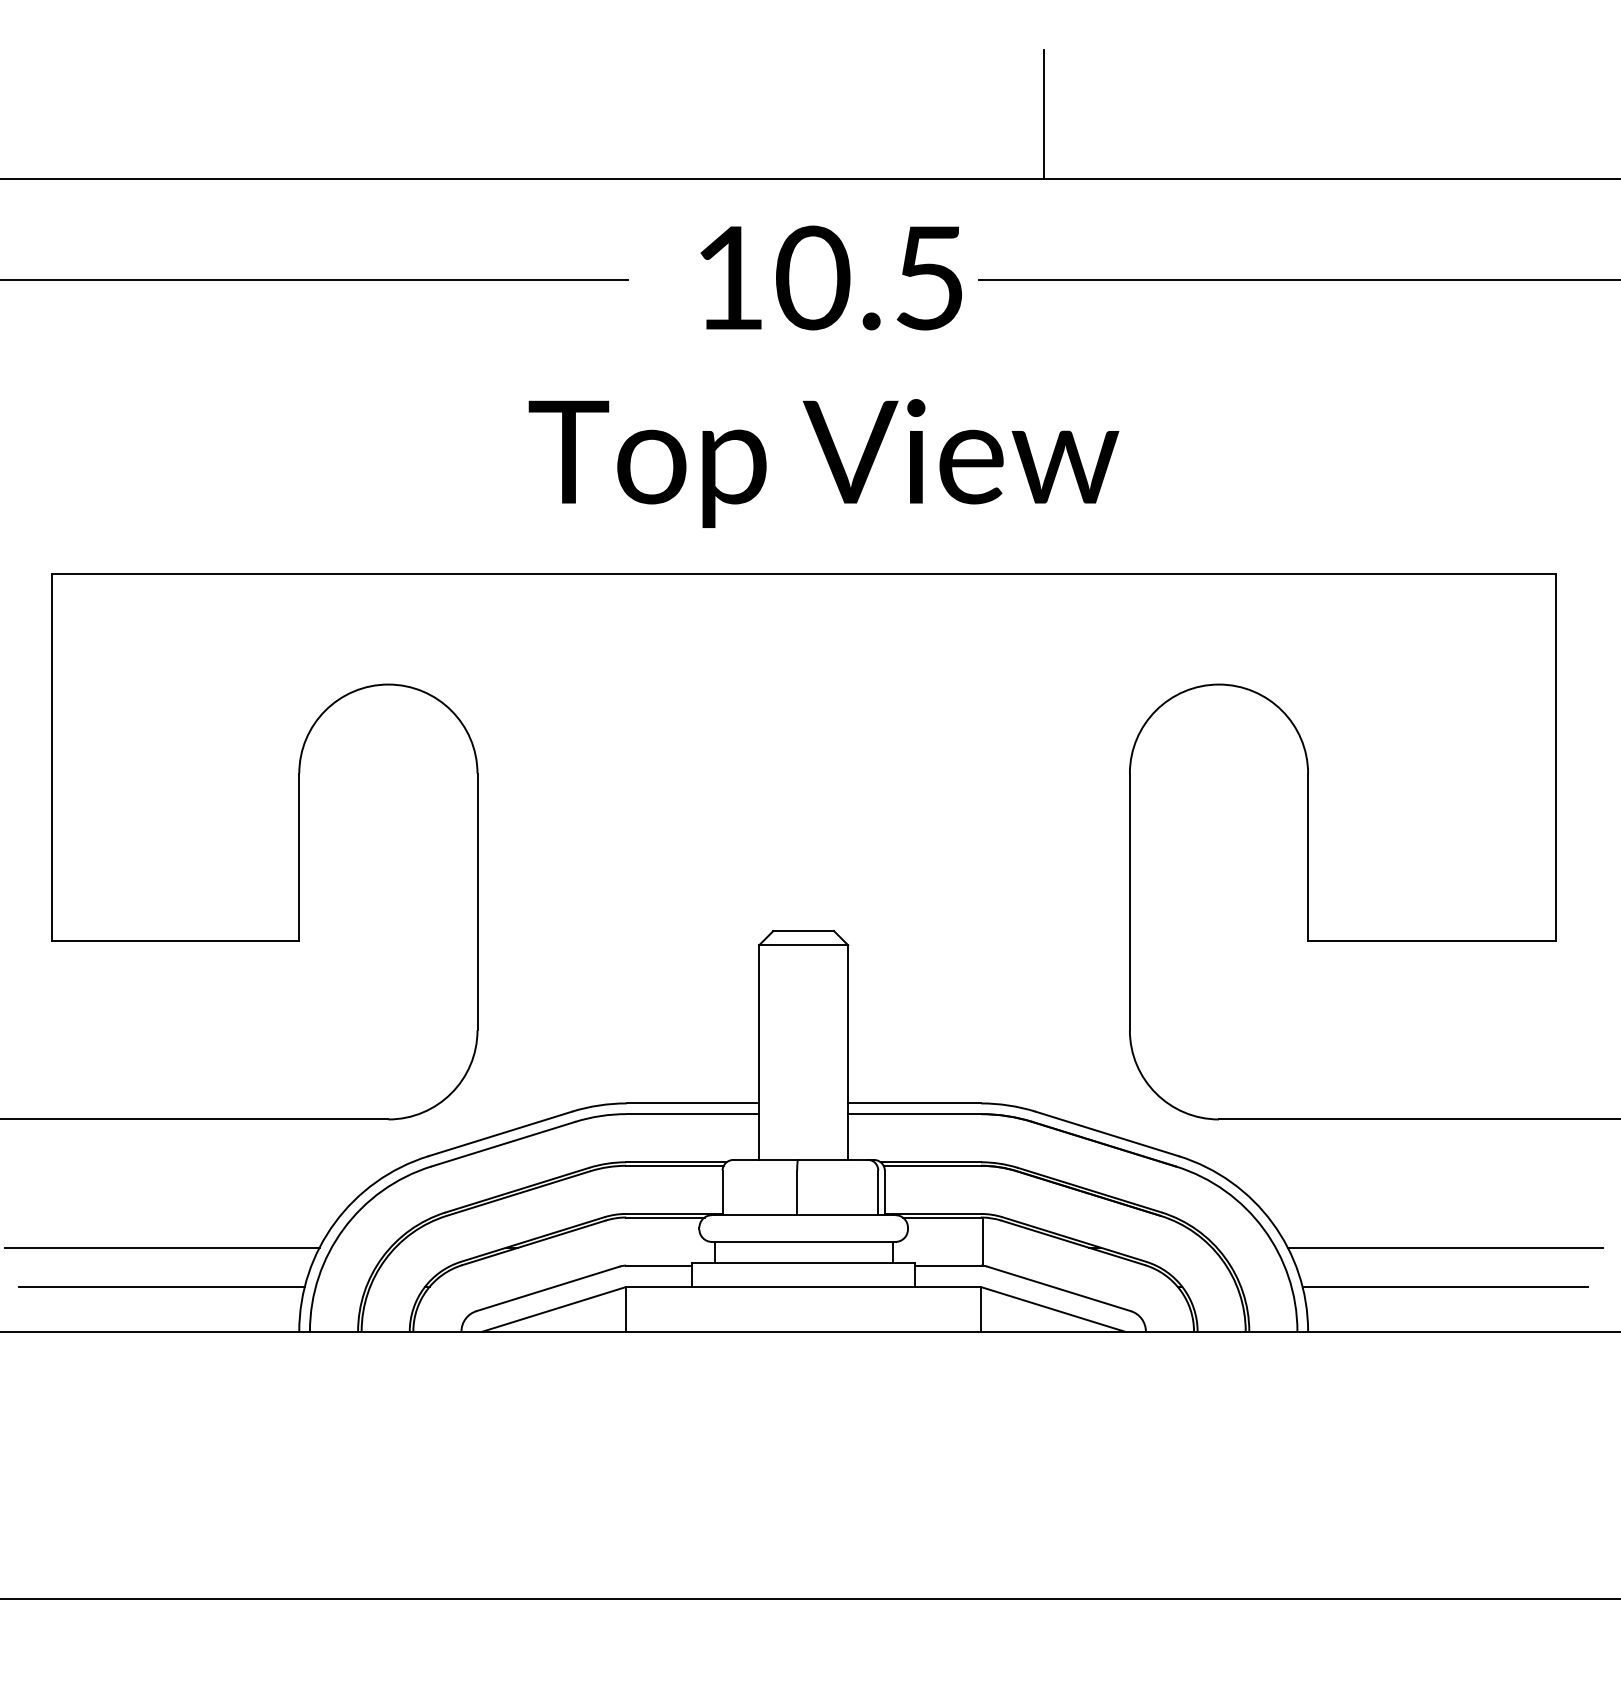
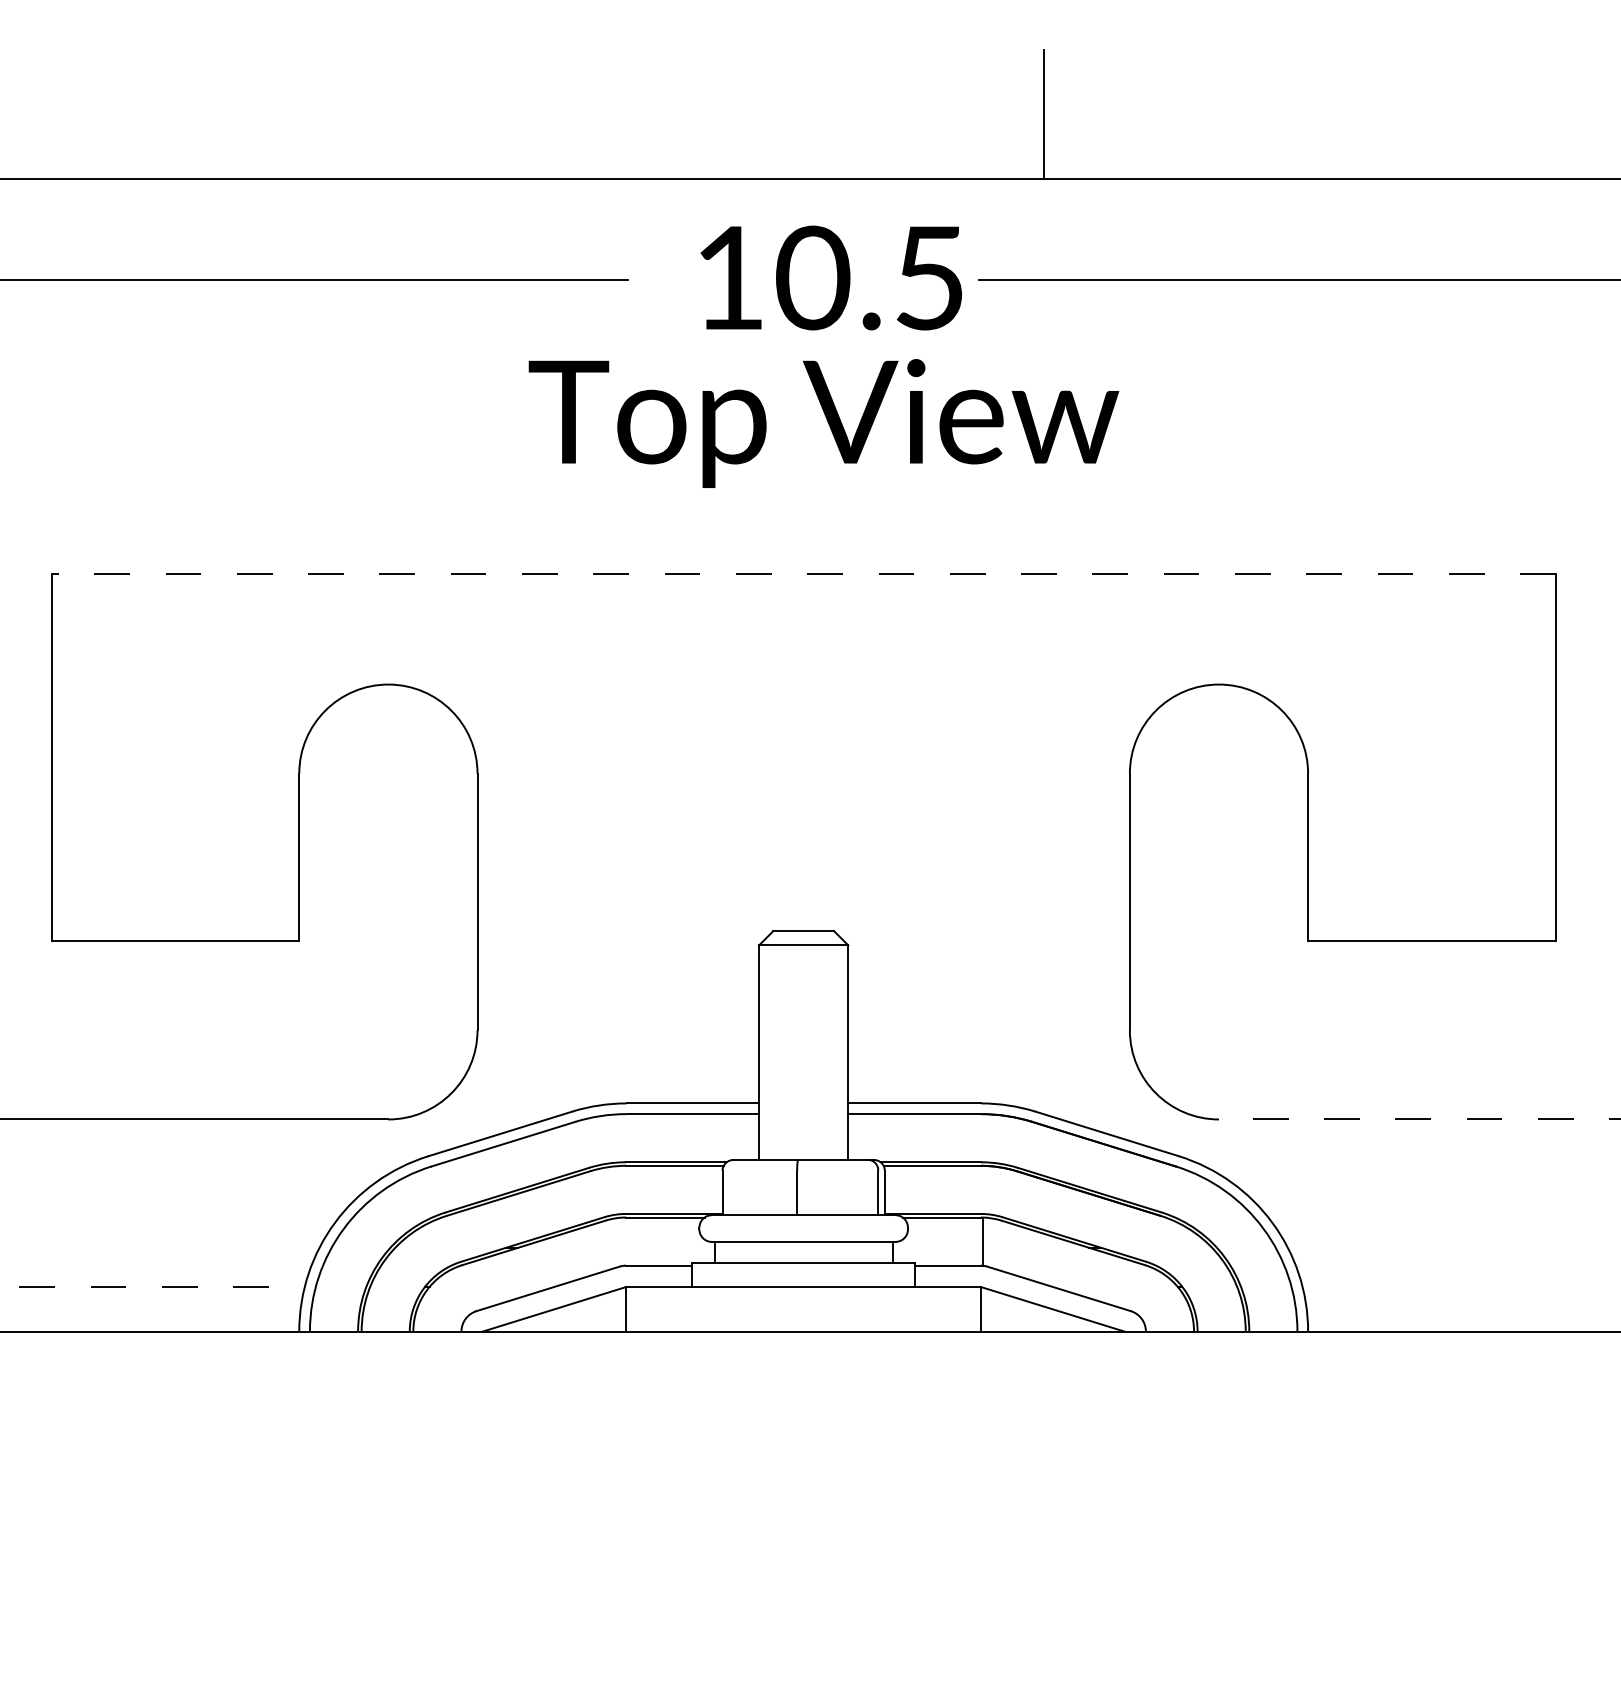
text position: (823, 463) -> (823, 423) (823, 423)
line: solid -> dashed (803, 574)
line: solid -> dashed (1420, 1119)
line: present -> none (161, 1247)
line: present -> none (1444, 1247)
line: solid -> dashed (162, 1287)
line: present -> none (1445, 1287)
line: present -> none (809, 1598)
